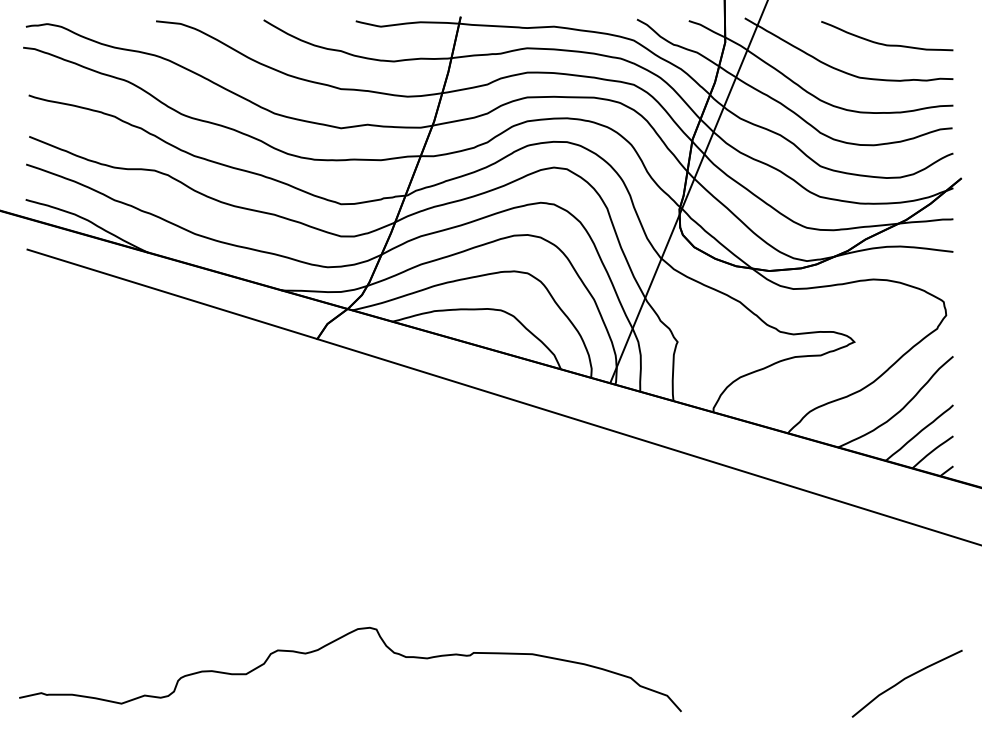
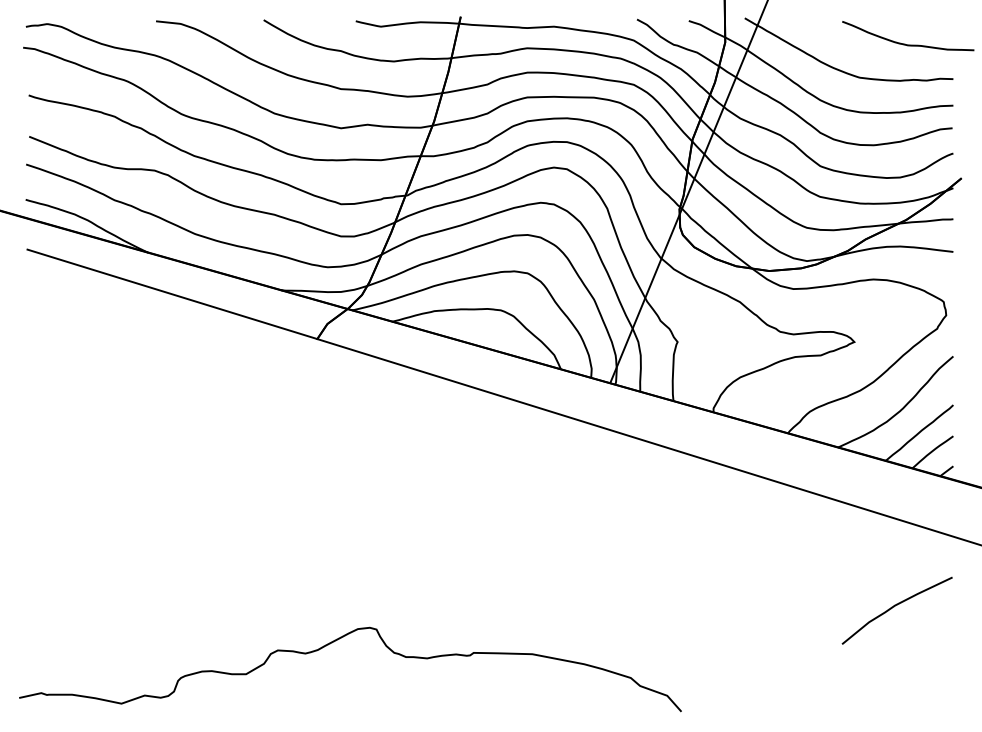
curve position: (884, 43) -> (905, 43) (905, 43)
curve position: (904, 680) -> (894, 607) (894, 607)
